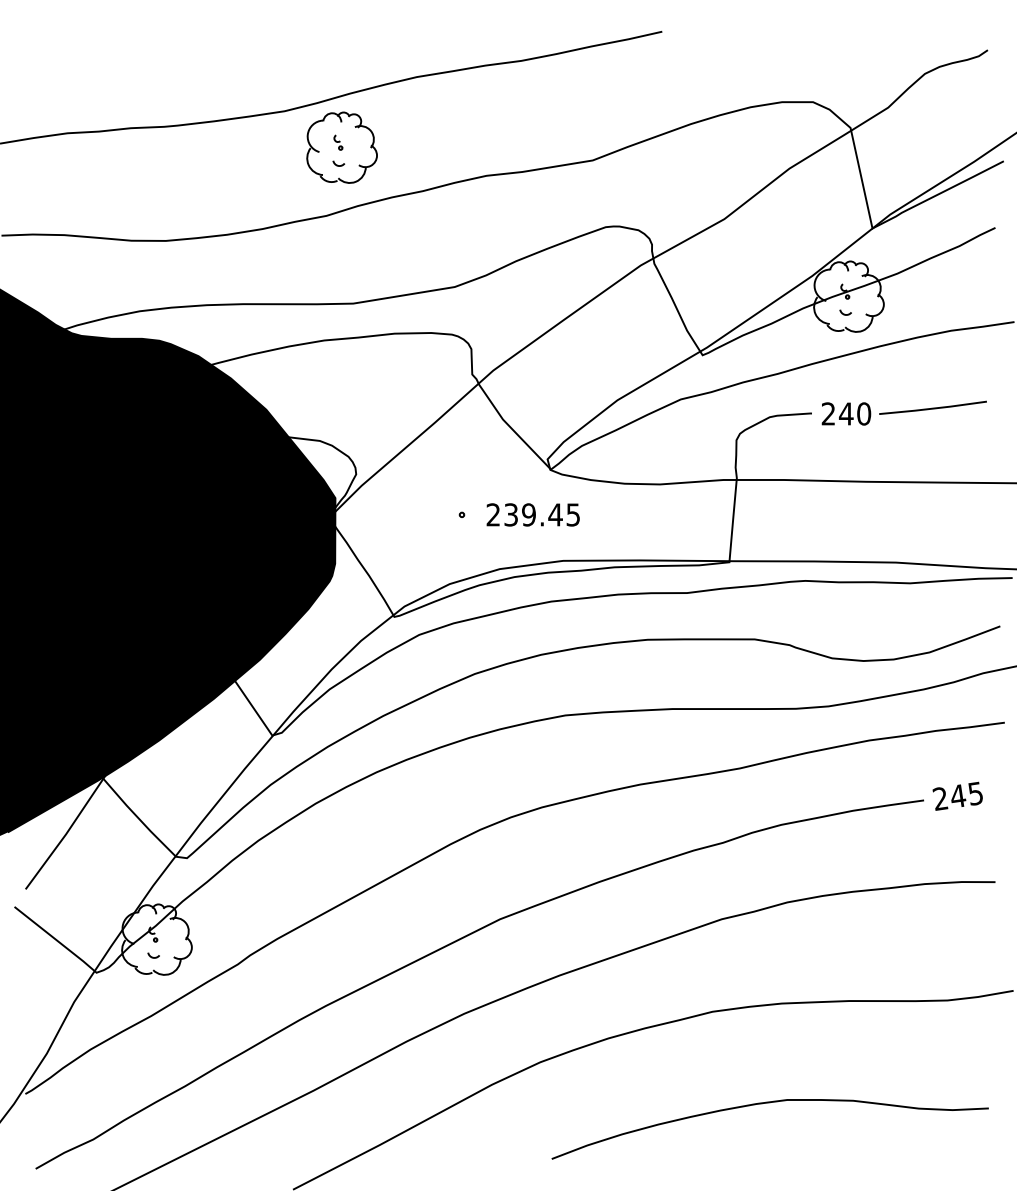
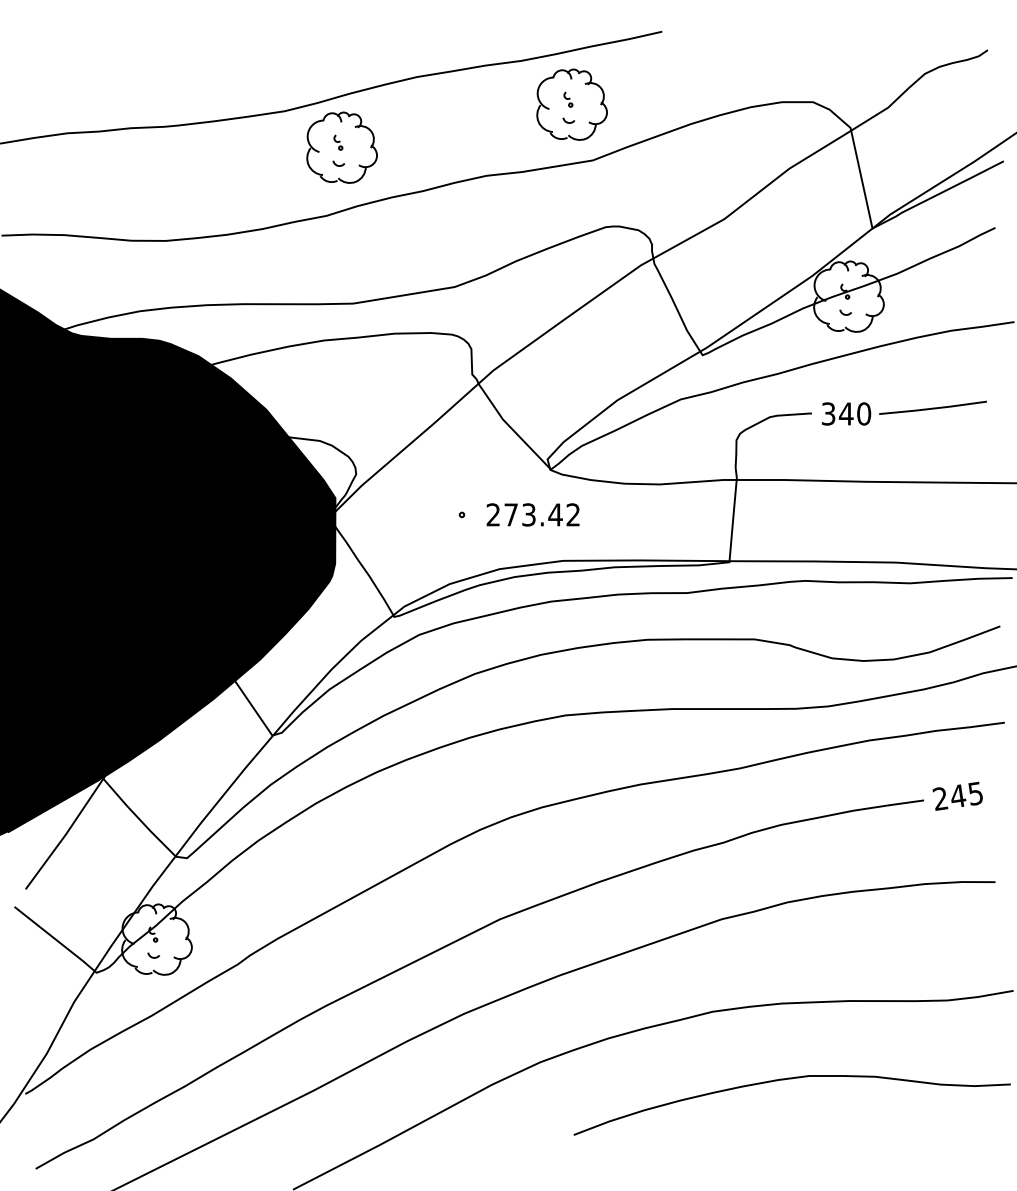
part: none -> present (571, 104)
text: 240 -> 340 (828, 413)
text: 239.45 -> 273.42 (541, 514)
curve position: (762, 1104) -> (784, 1080) (784, 1080)
